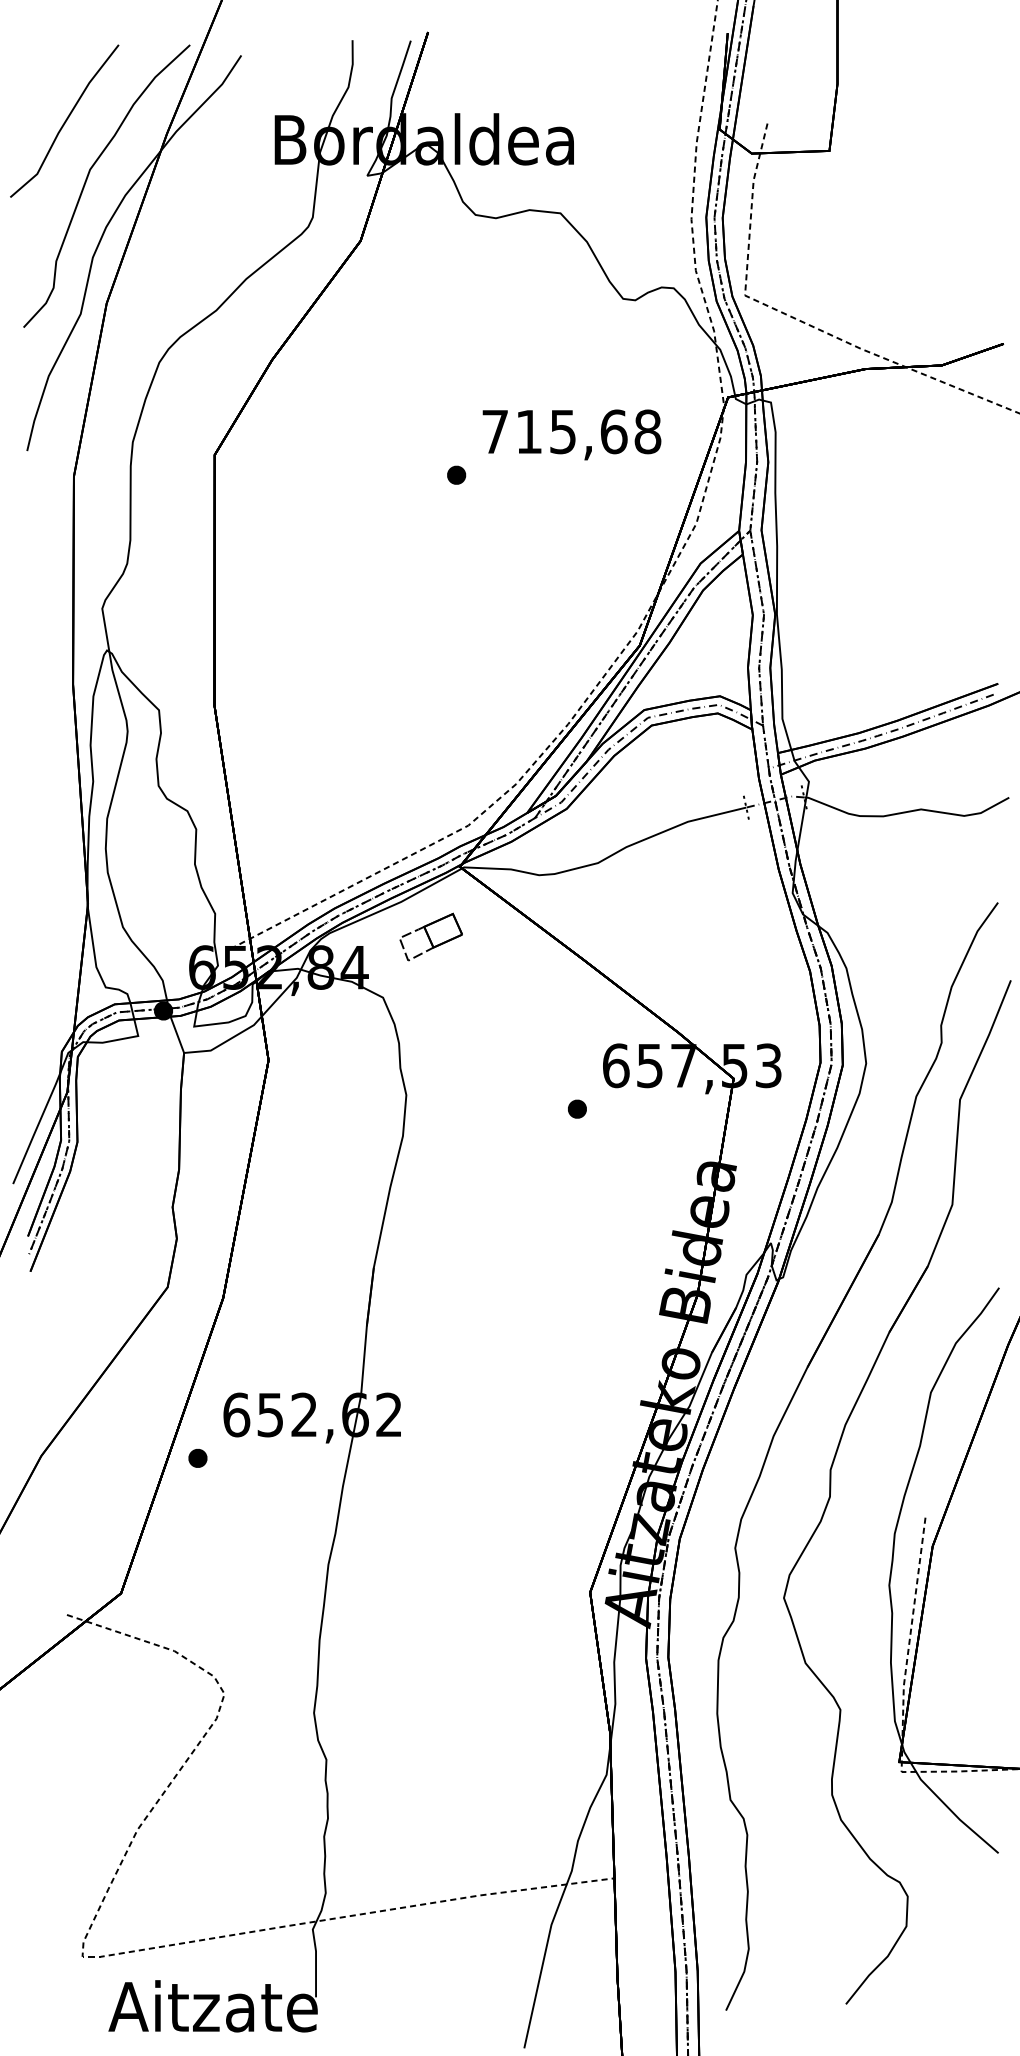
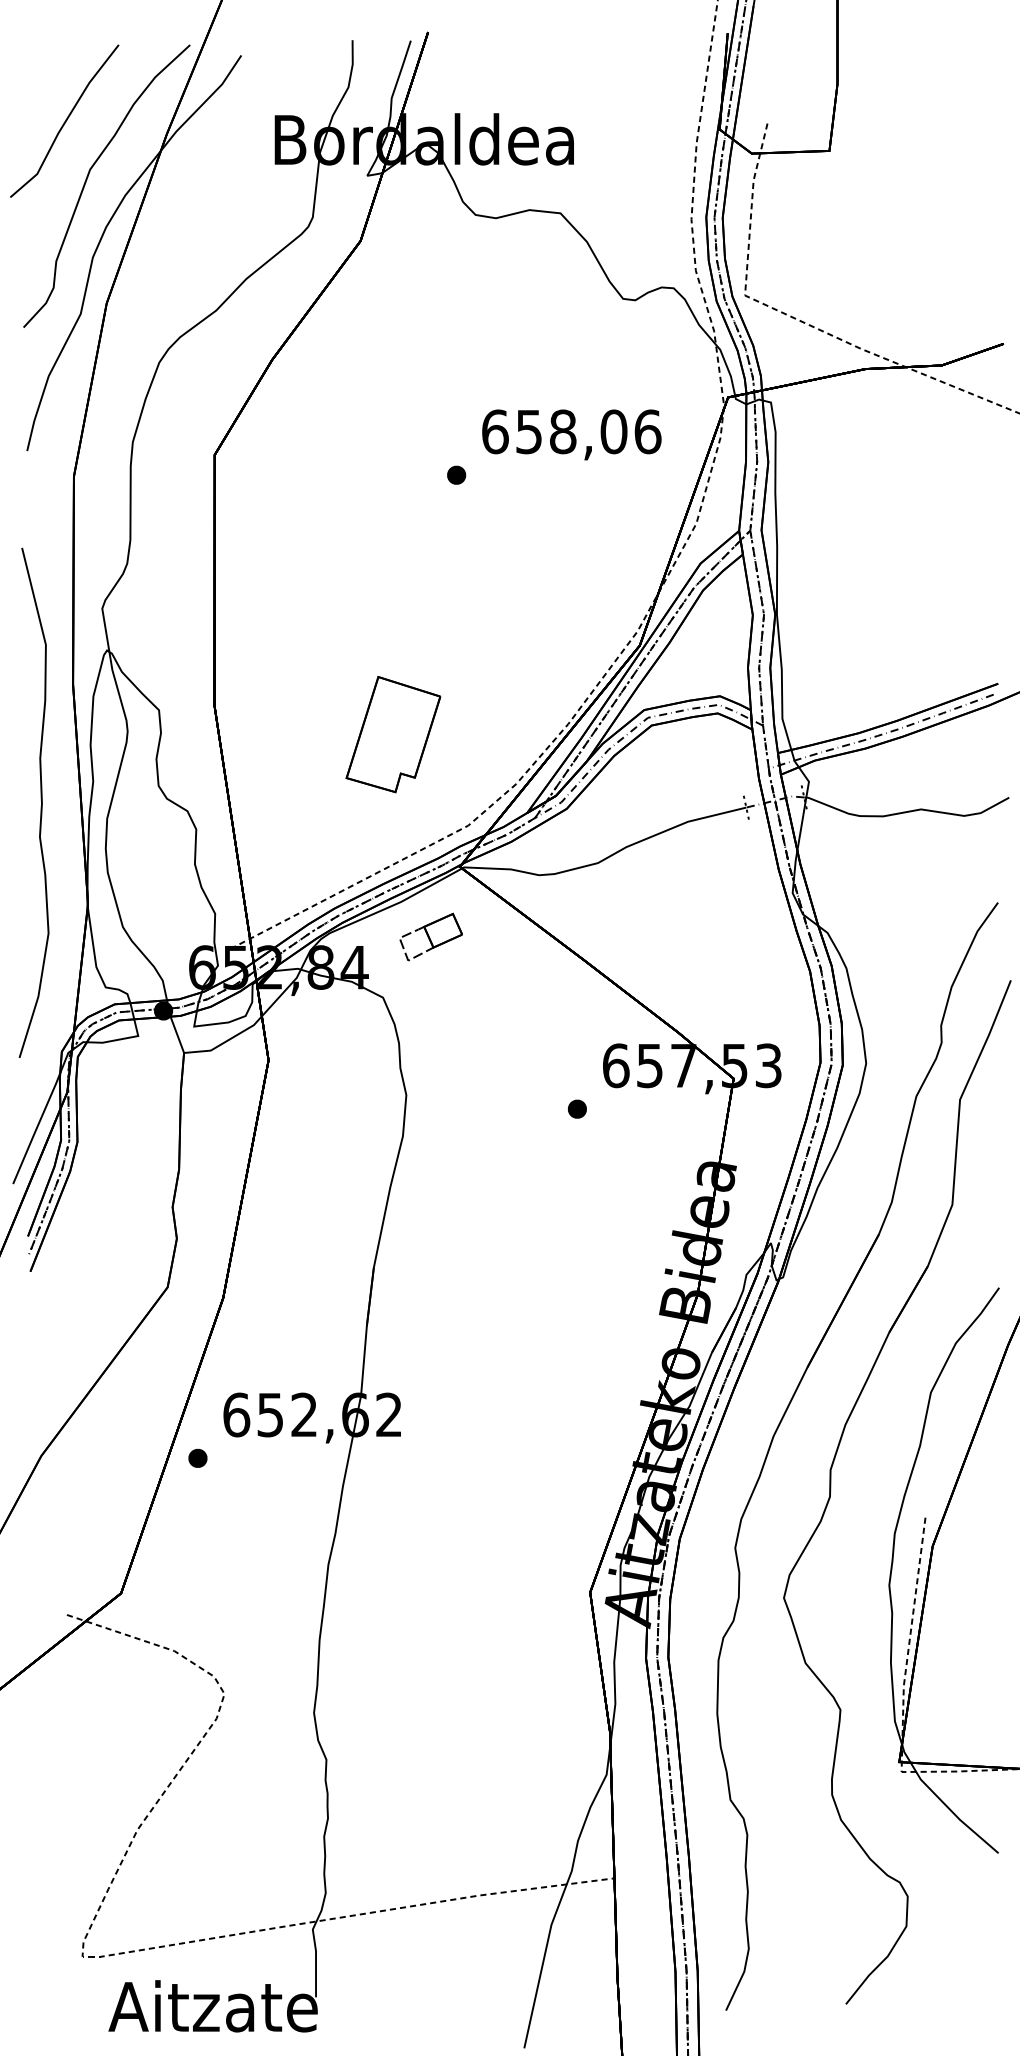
text: 715,68 -> 658,06 (571, 431)
part: none -> present (393, 734)
curve: none -> present (40, 799)
